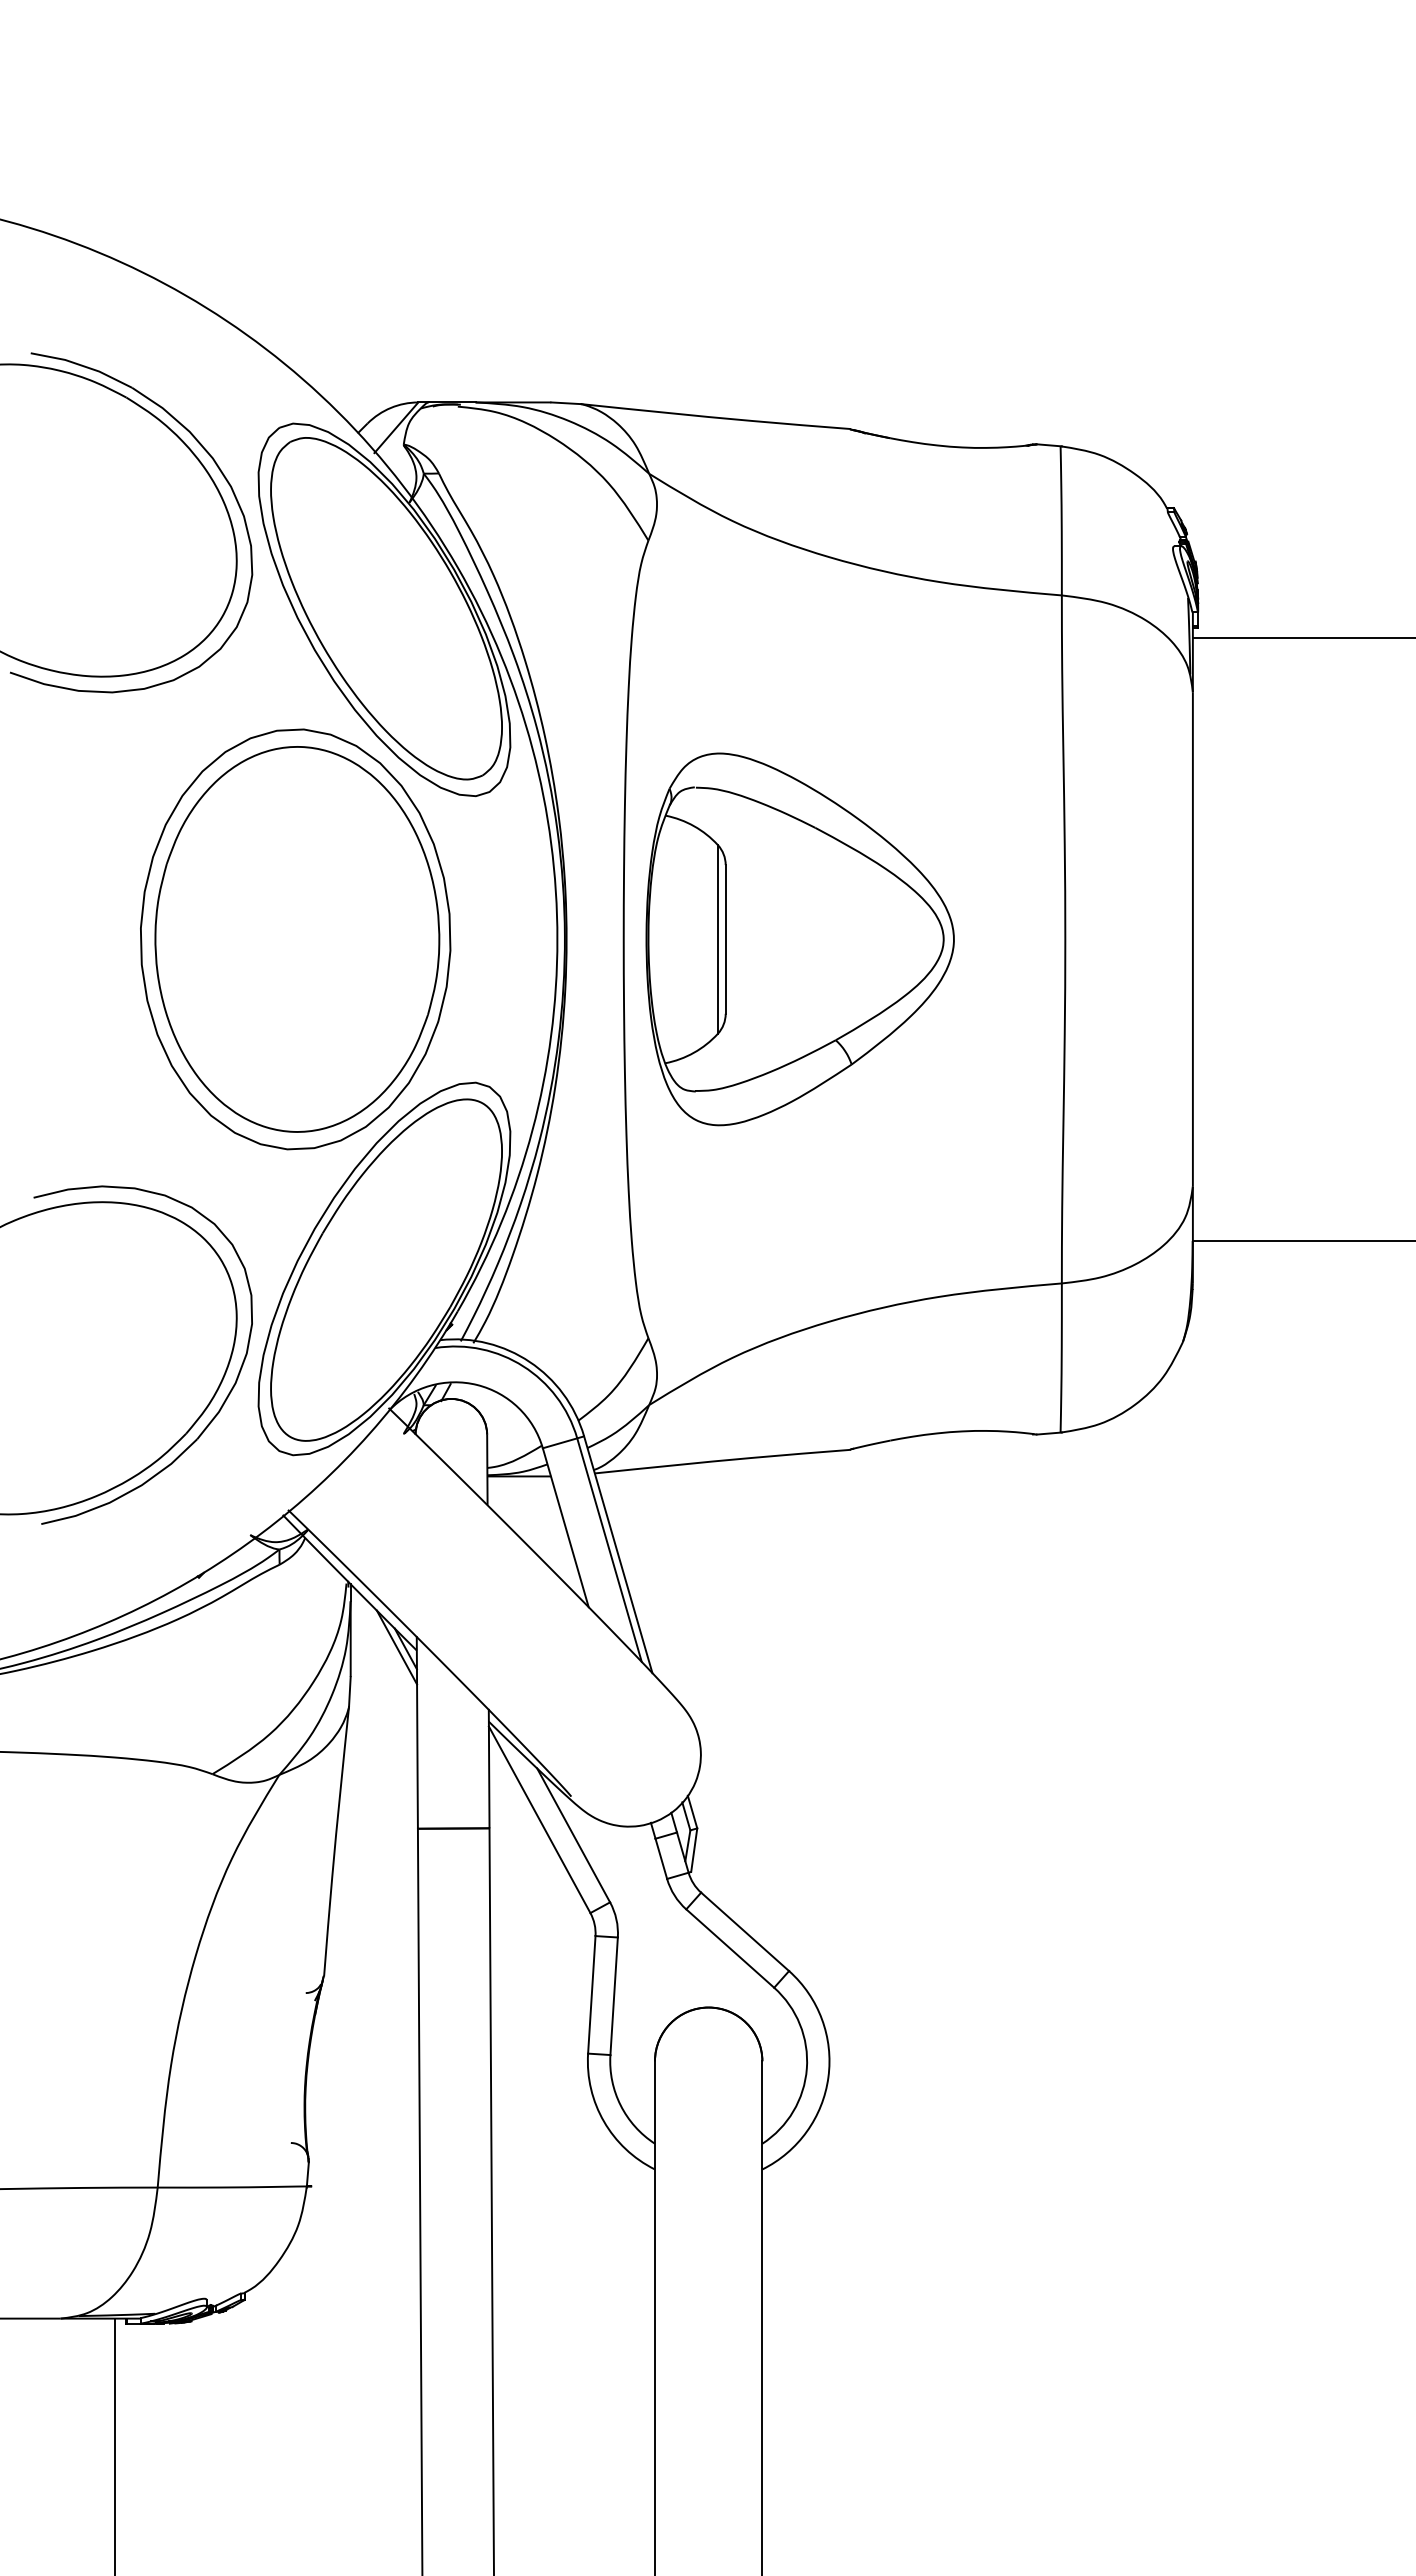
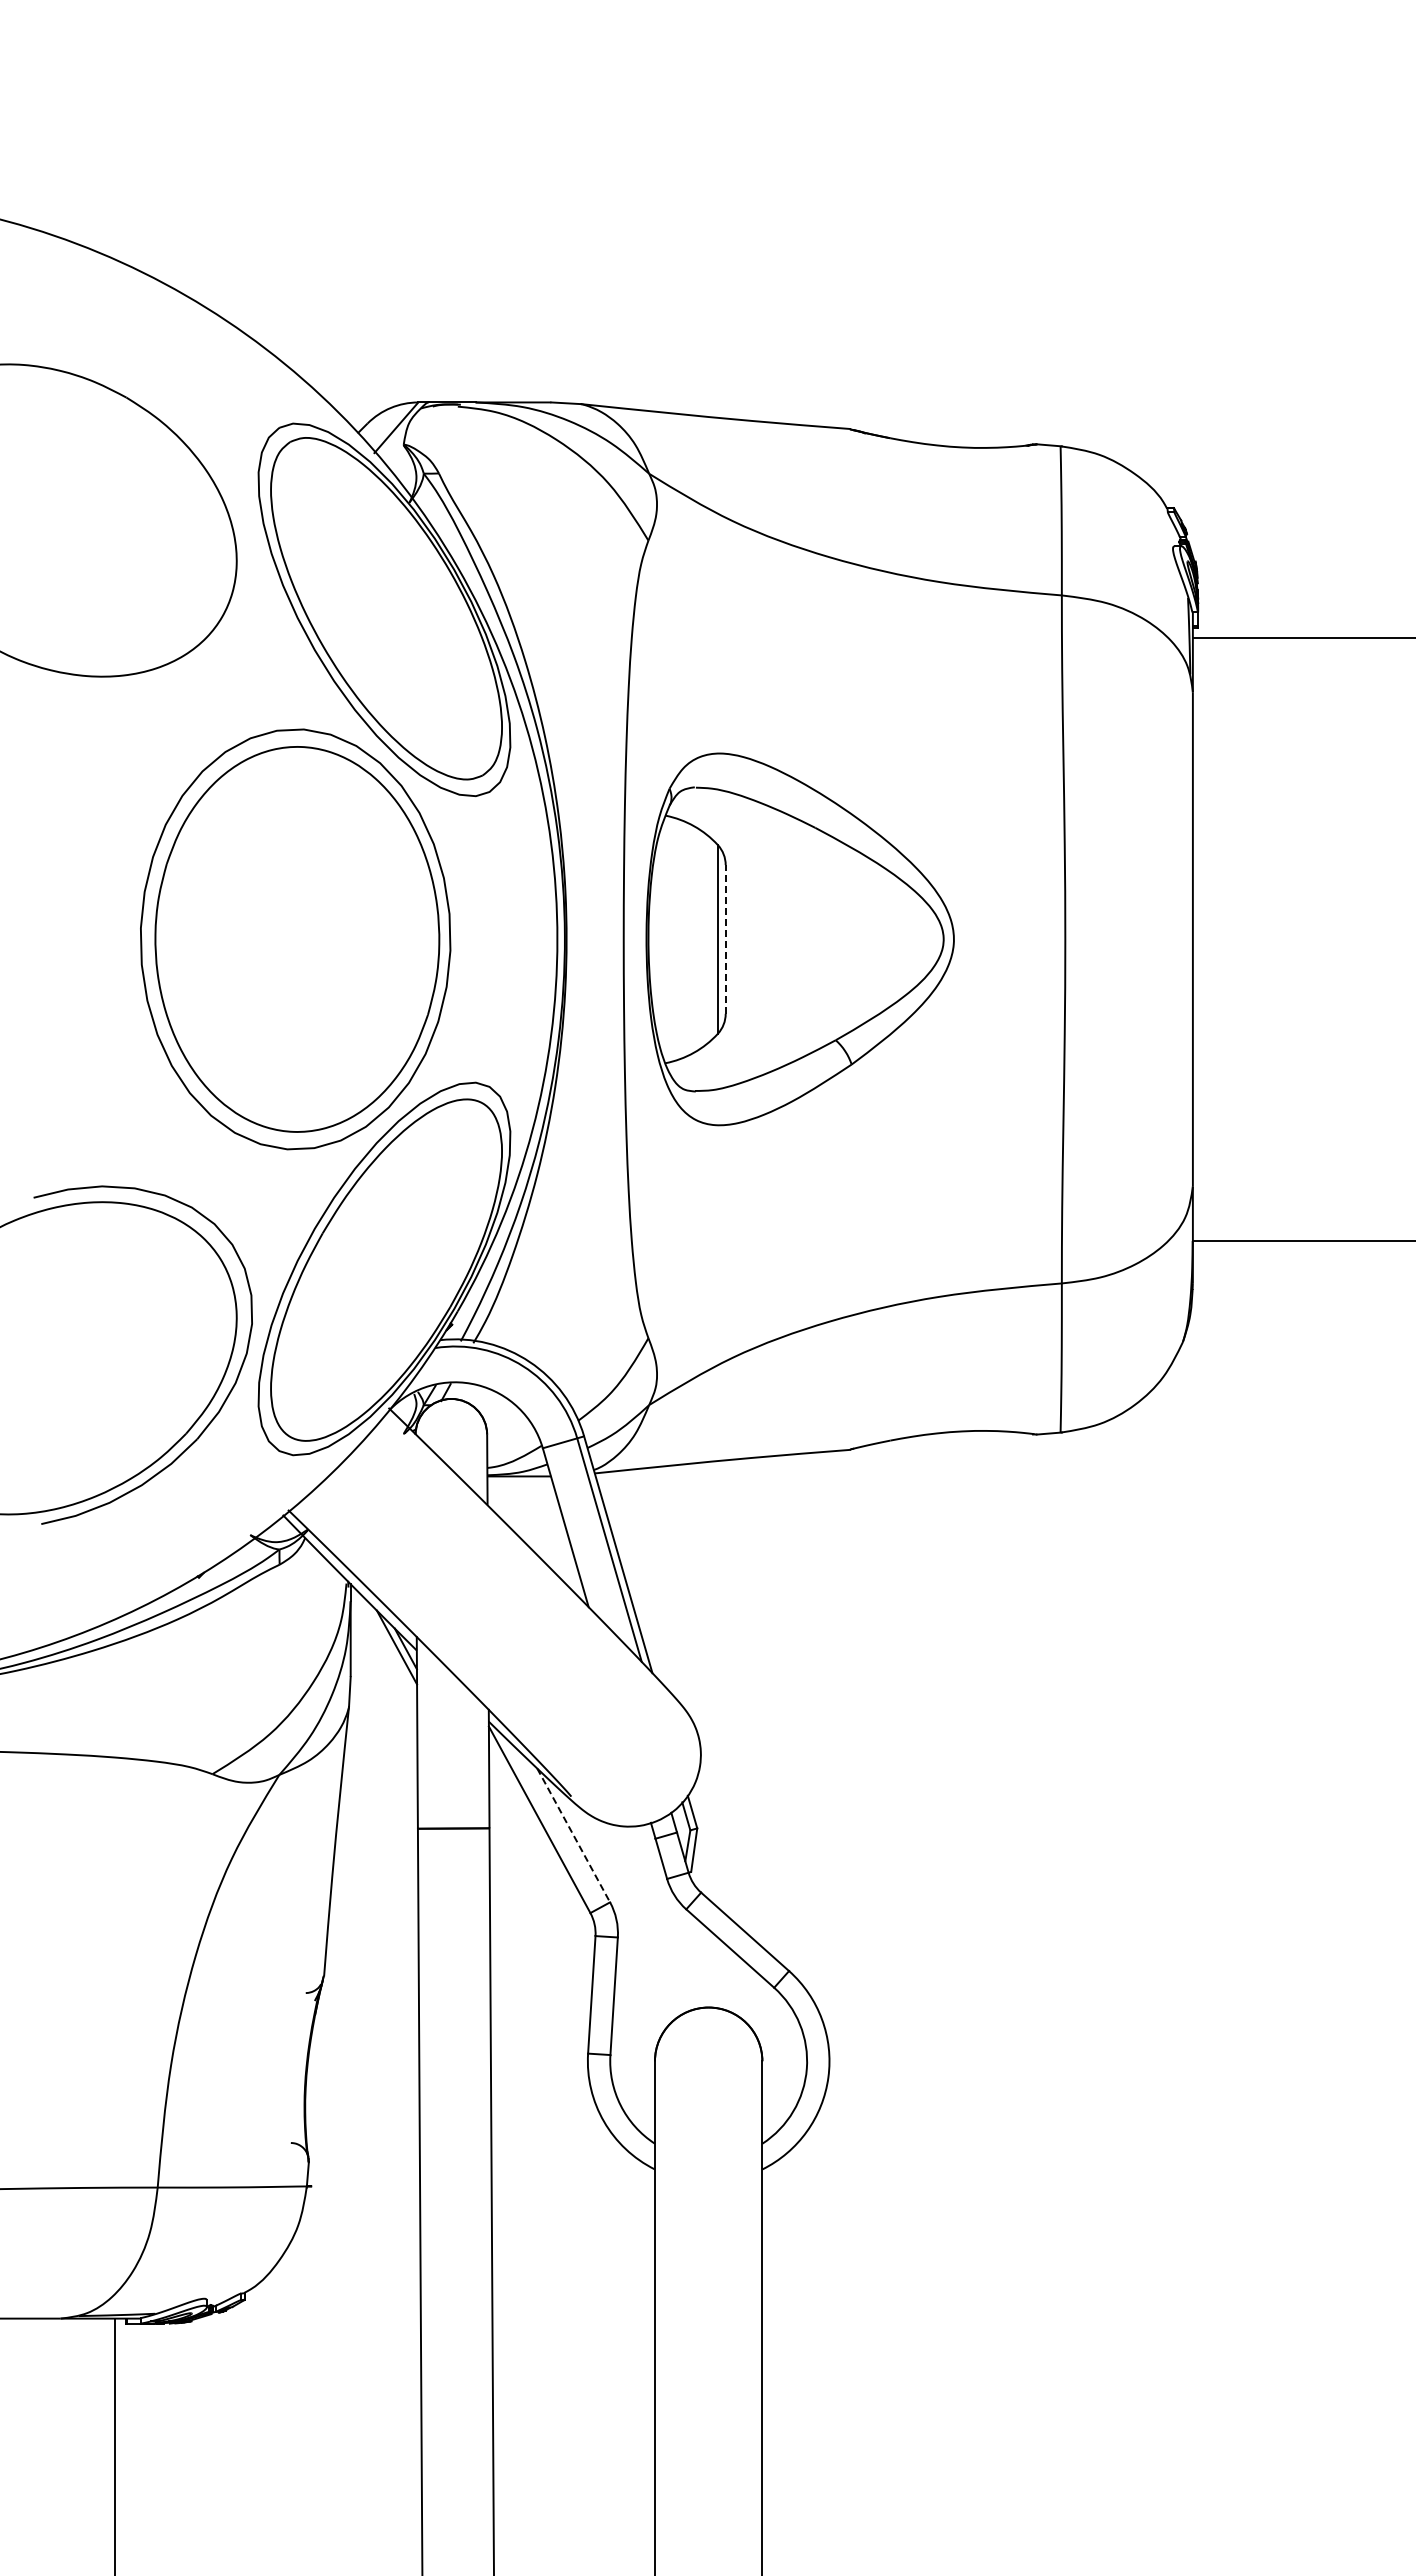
part: present -> none (218, 469)
line: solid -> dashed (725, 938)
line: solid -> dashed (573, 1835)
